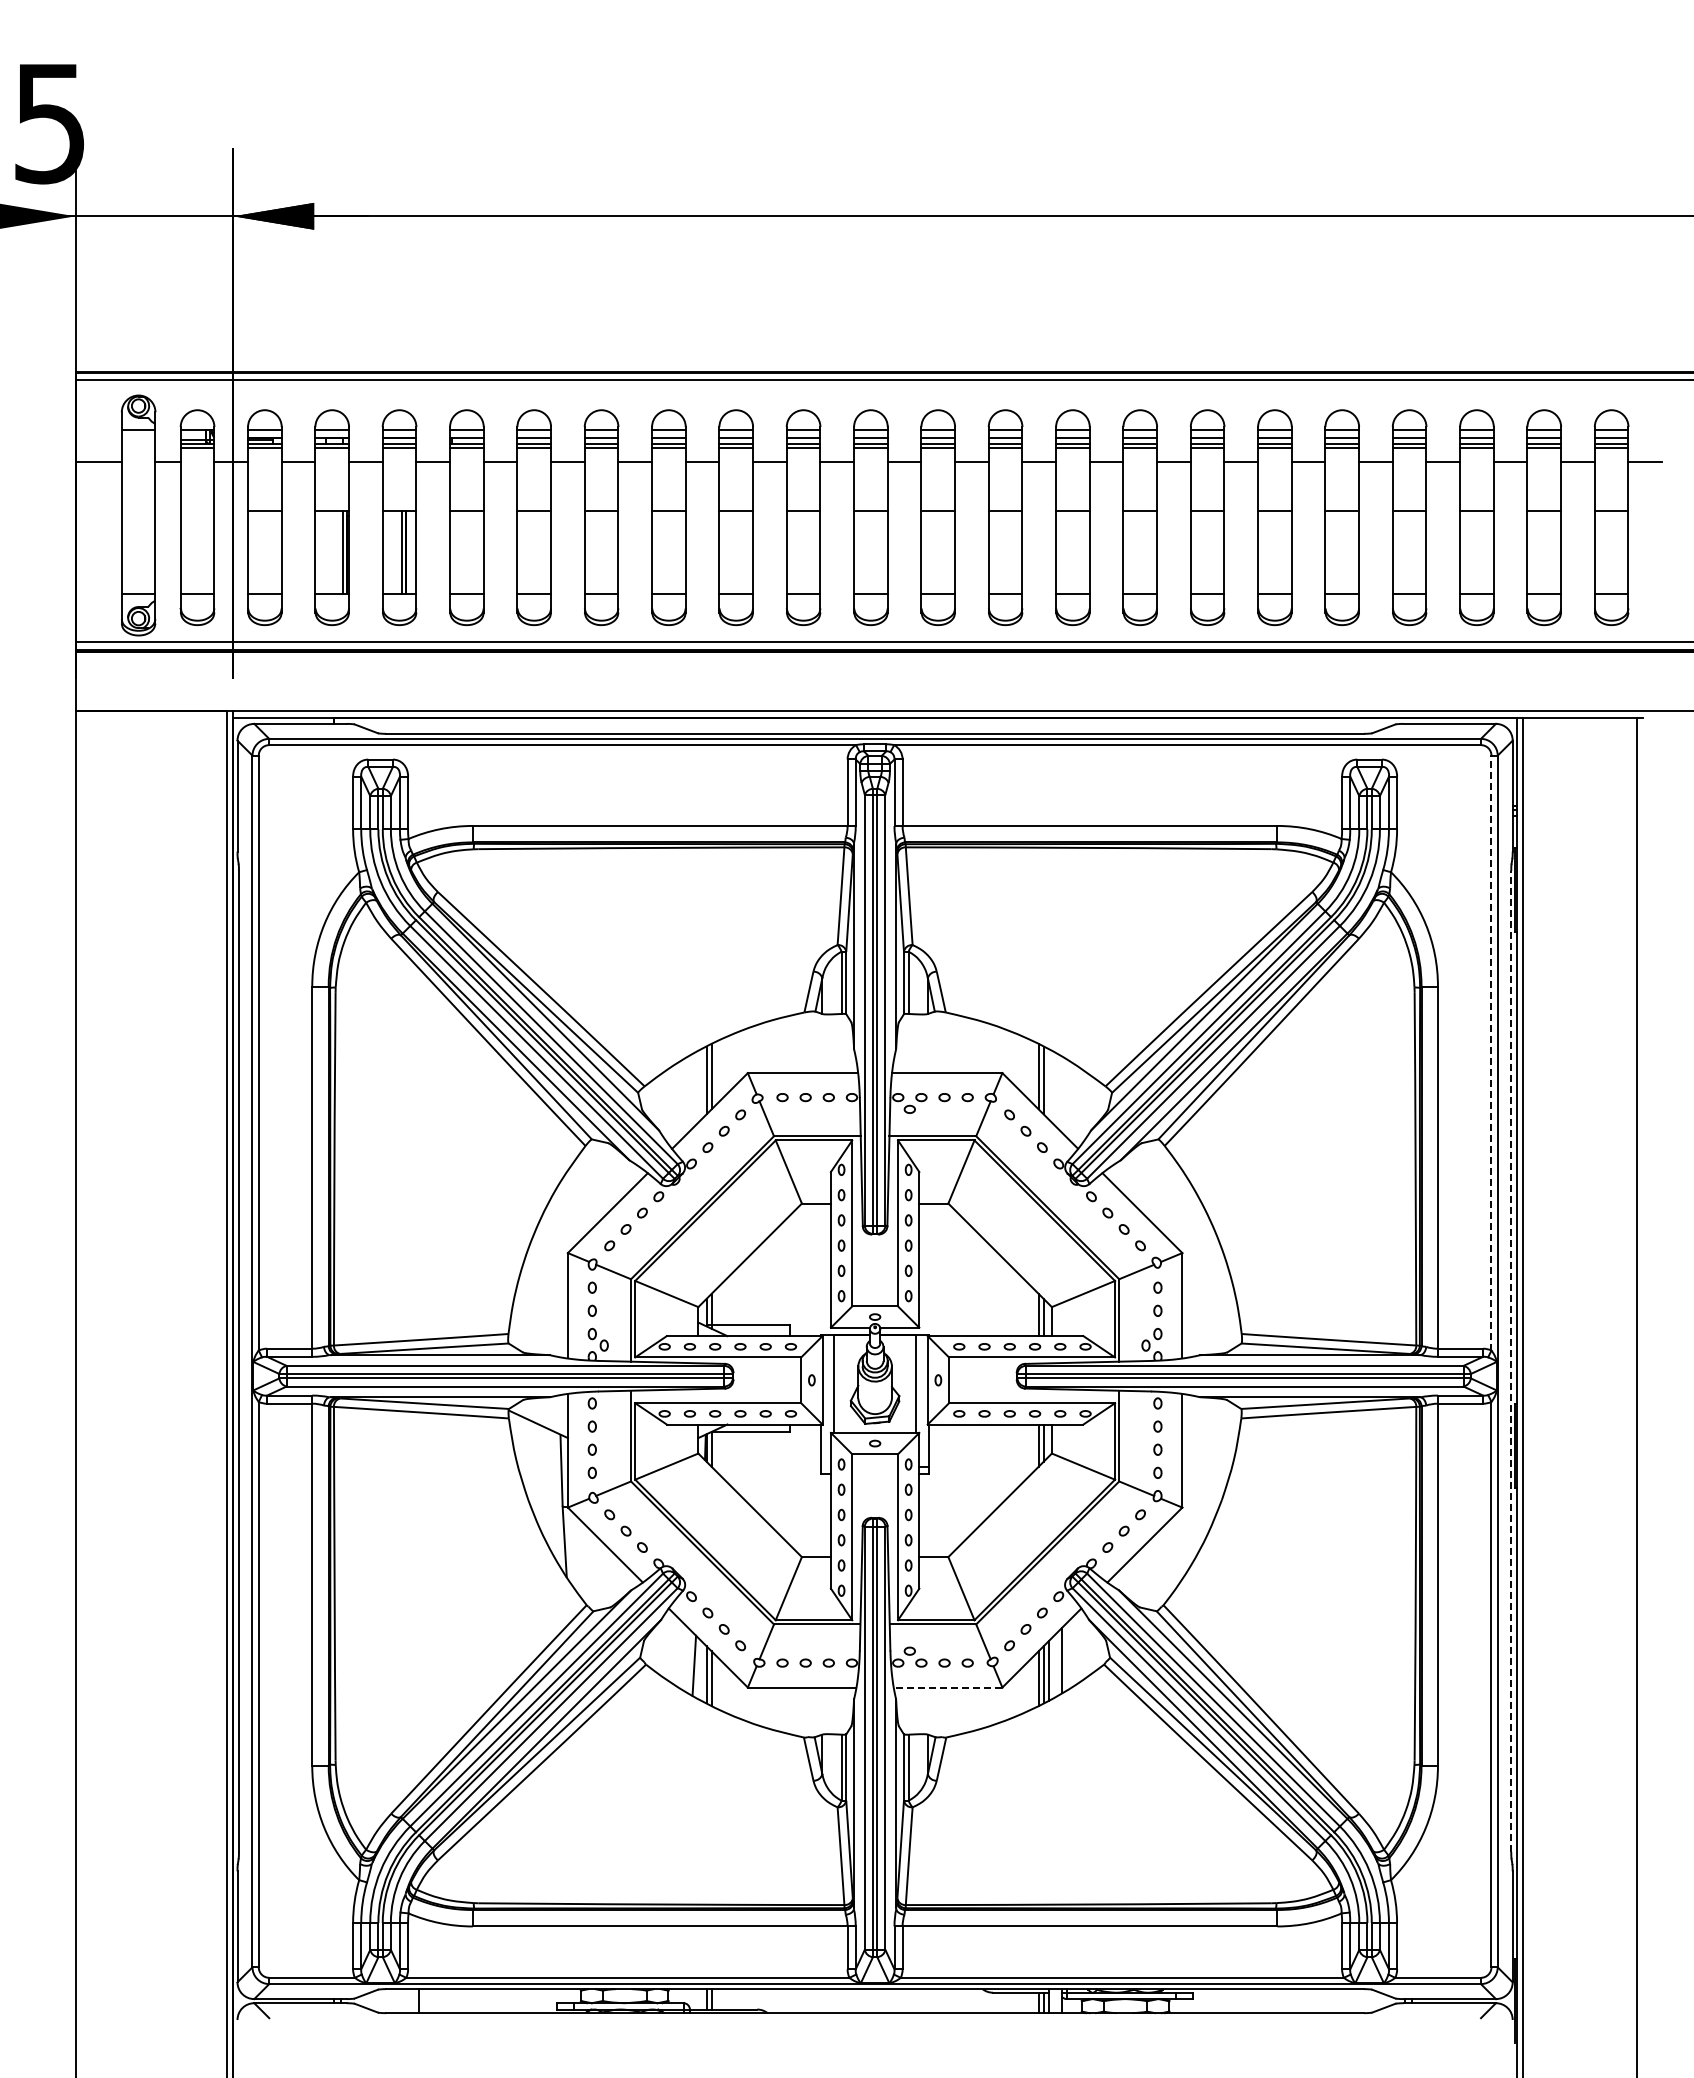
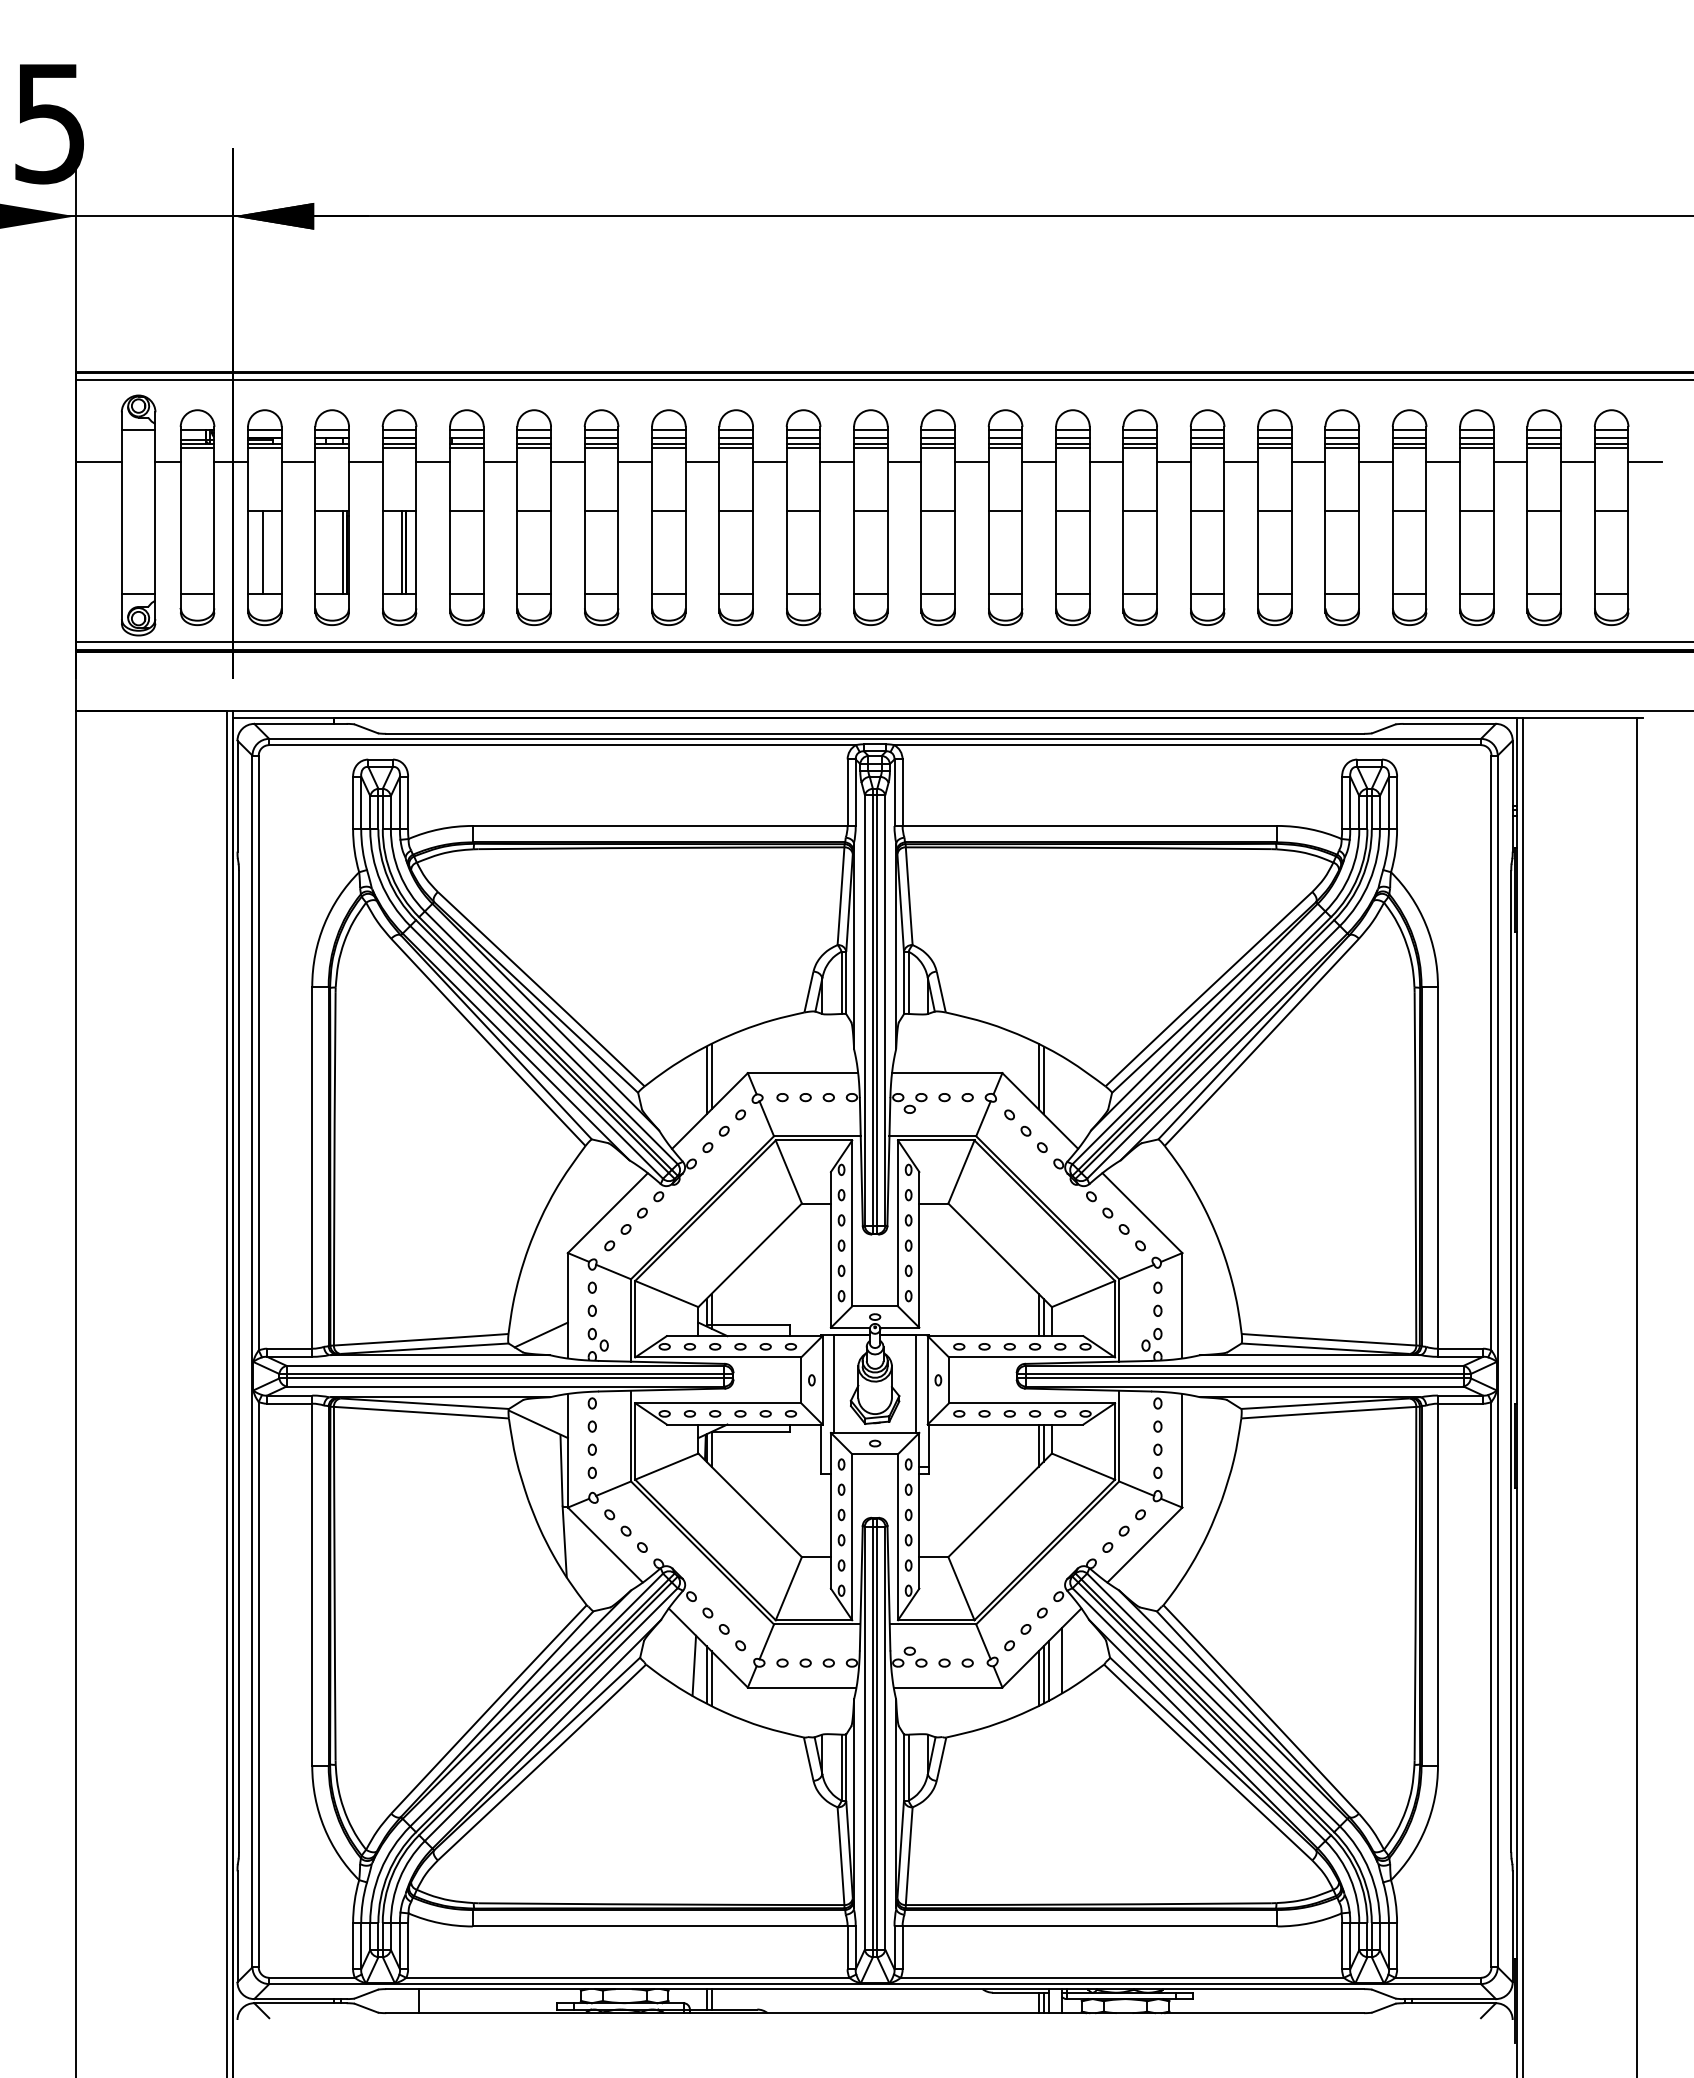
line: none -> present (262, 552)
line: dashed -> solid (1491, 1052)
line: none -> present (540, 1334)
line: dashed -> solid (1511, 1361)
line: dashed -> solid (947, 1687)
